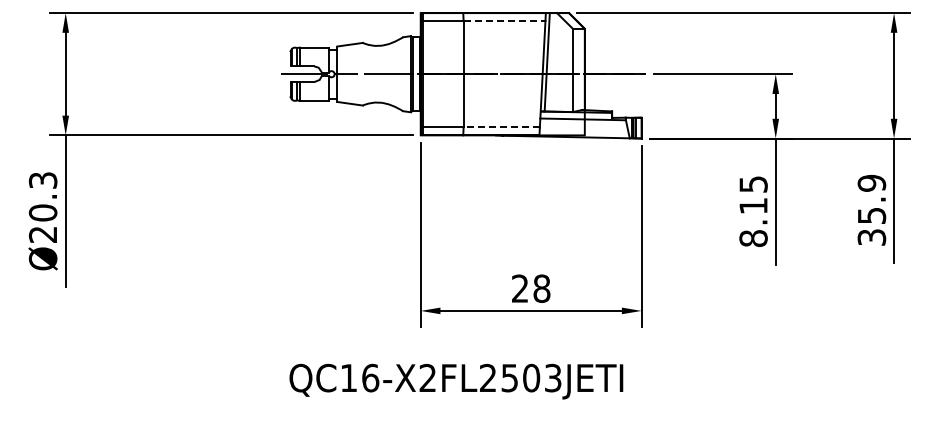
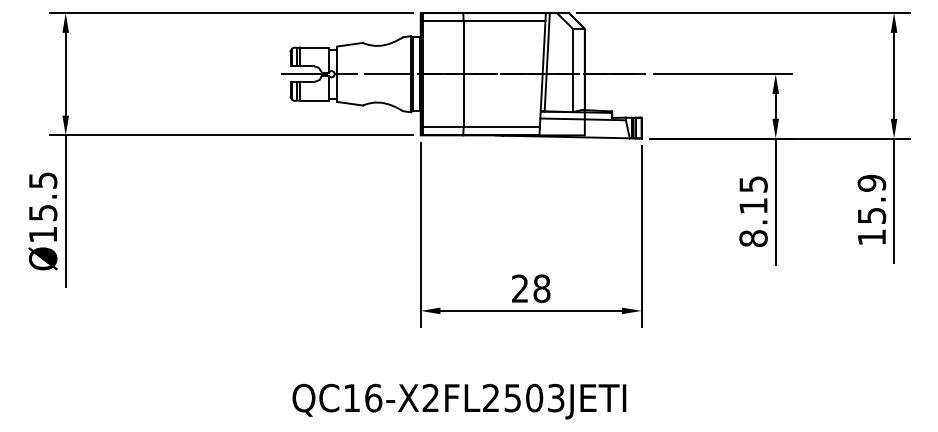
line: dashed -> solid (504, 20)
line: dashed -> solid (501, 127)
text: Ø20.3 -> Ø15.5 (42, 207)
text: 35.9 -> 15.9 (871, 237)
text position: (456, 381) -> (459, 401) (459, 401)
